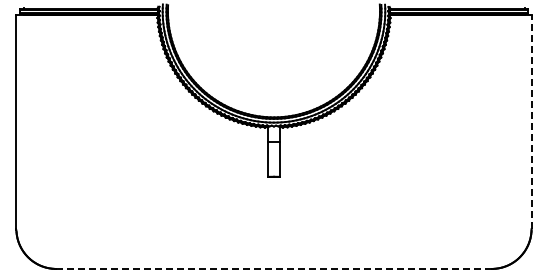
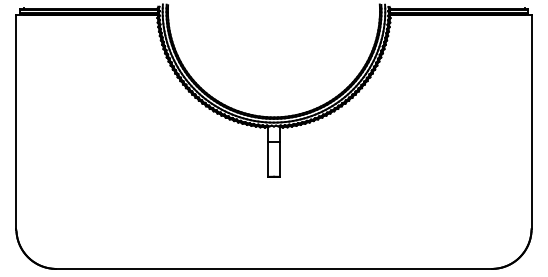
line: dashed -> solid (531, 121)
line: dashed -> solid (274, 268)
